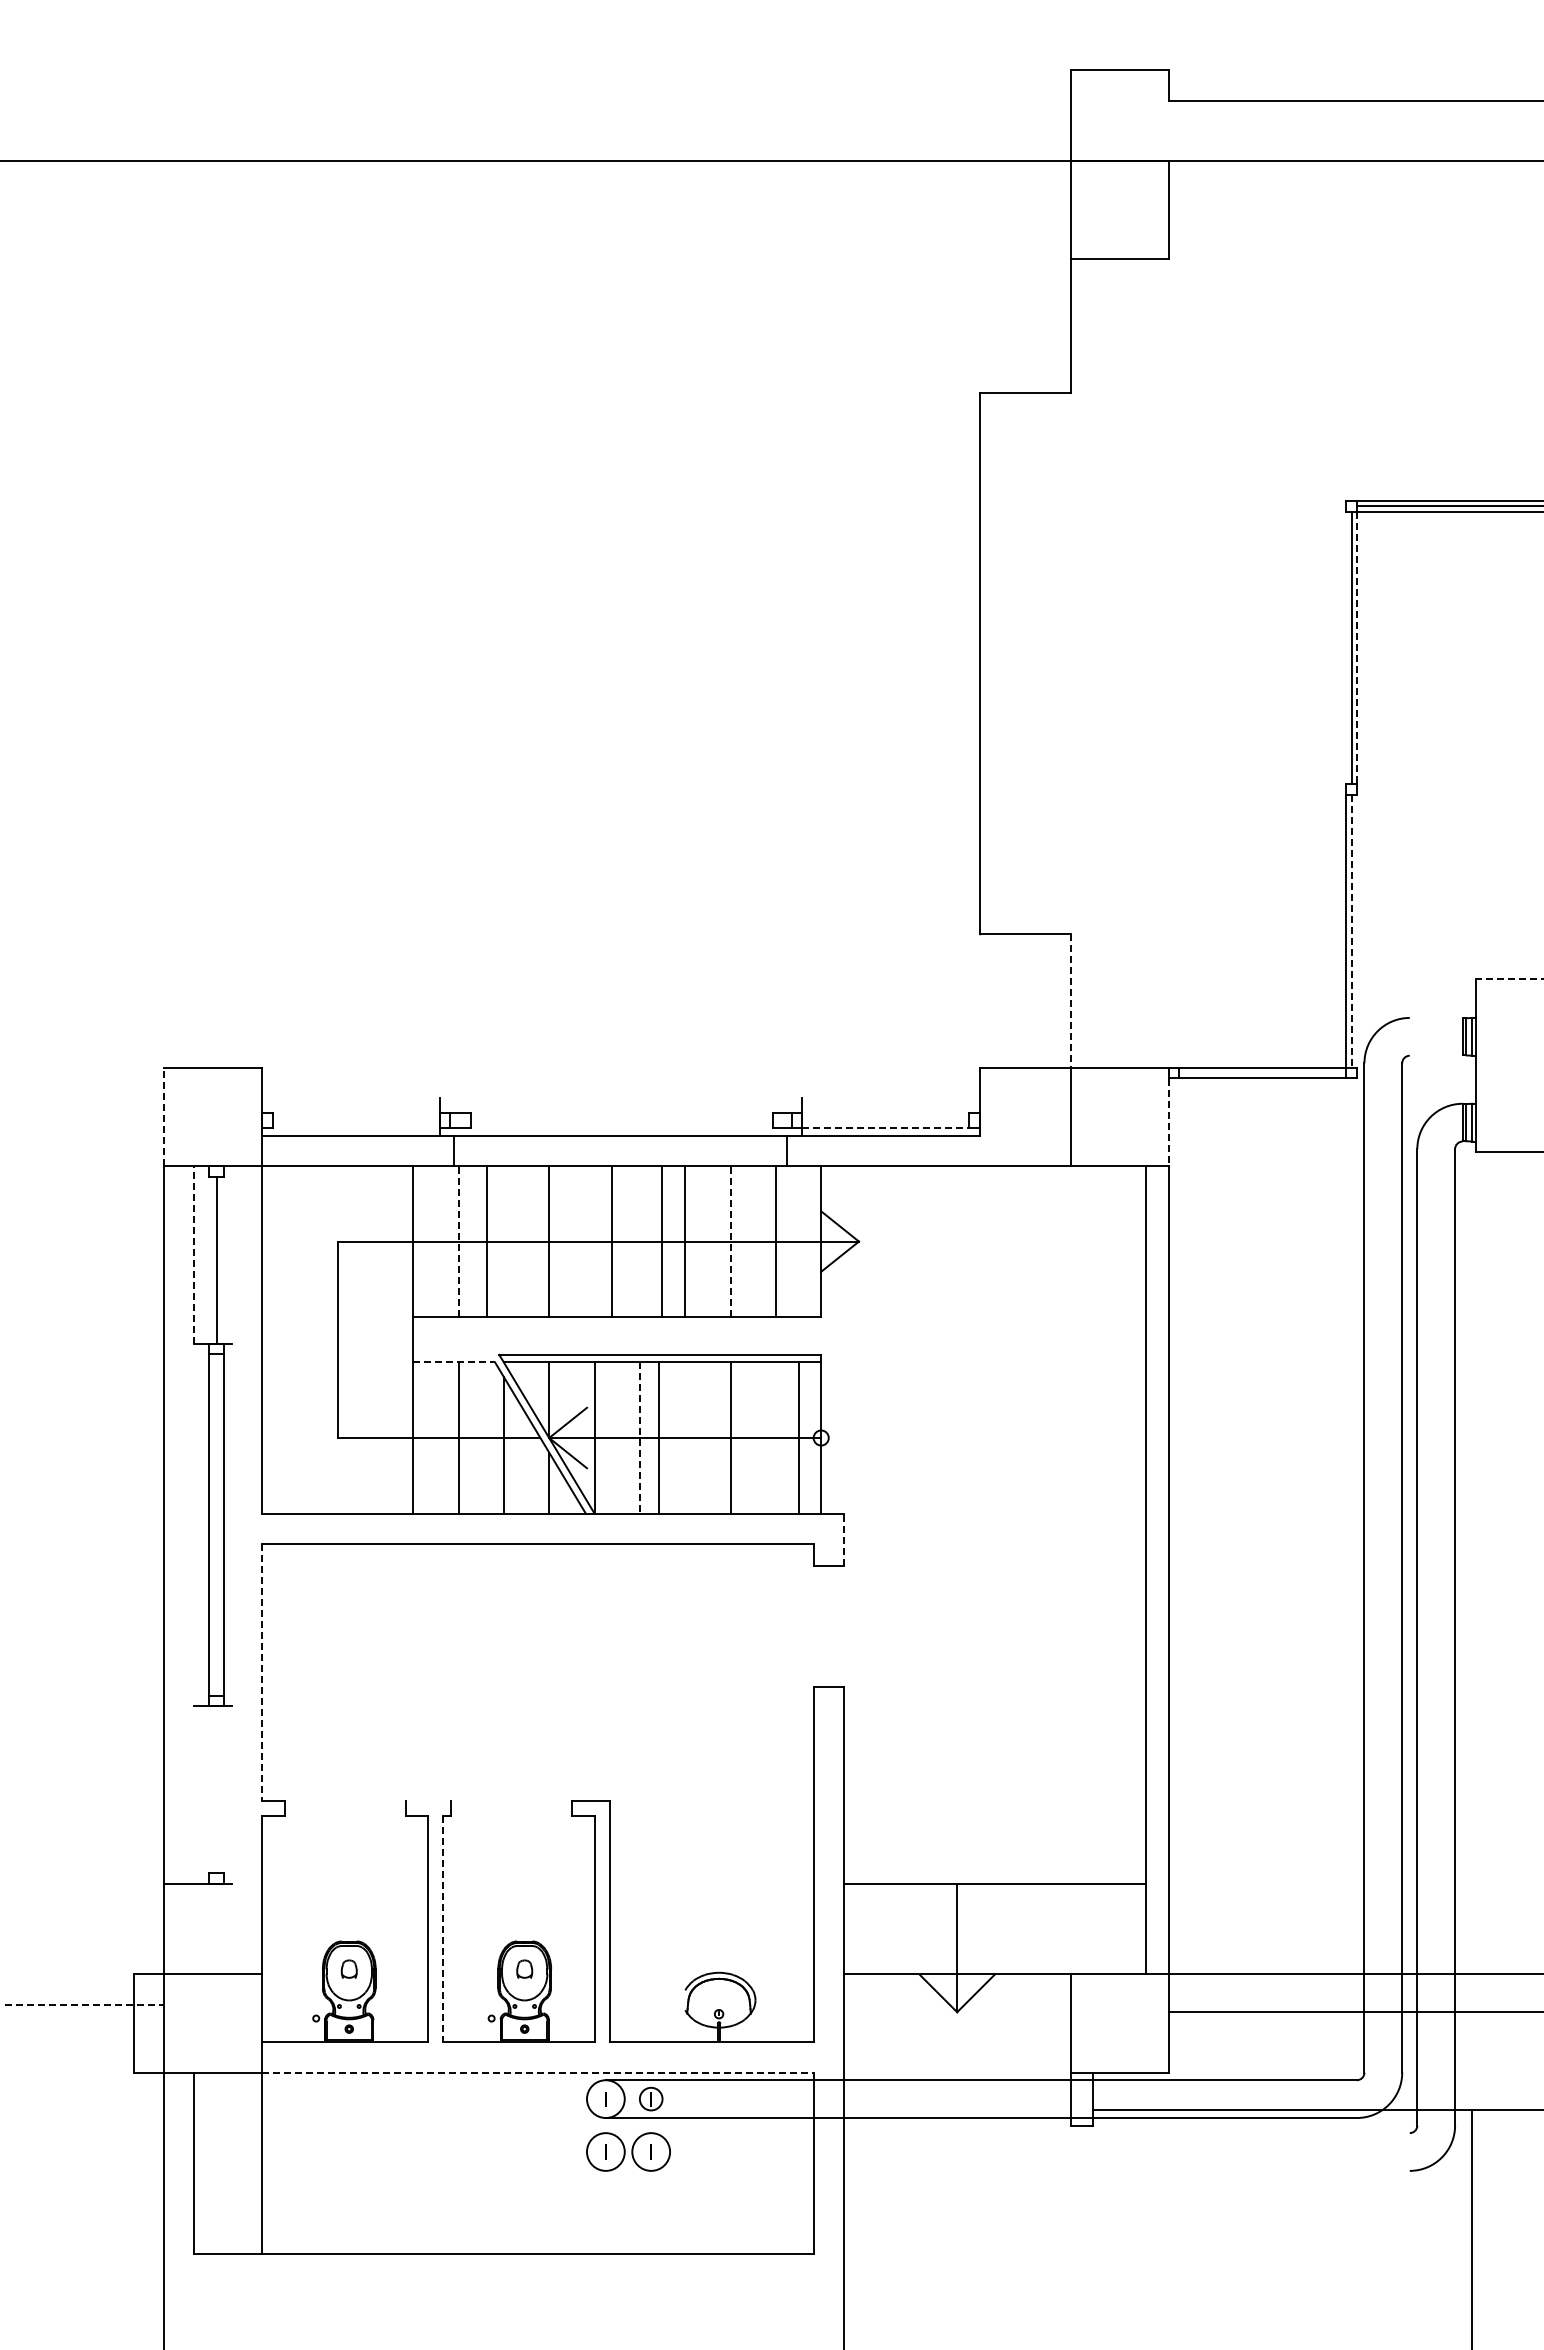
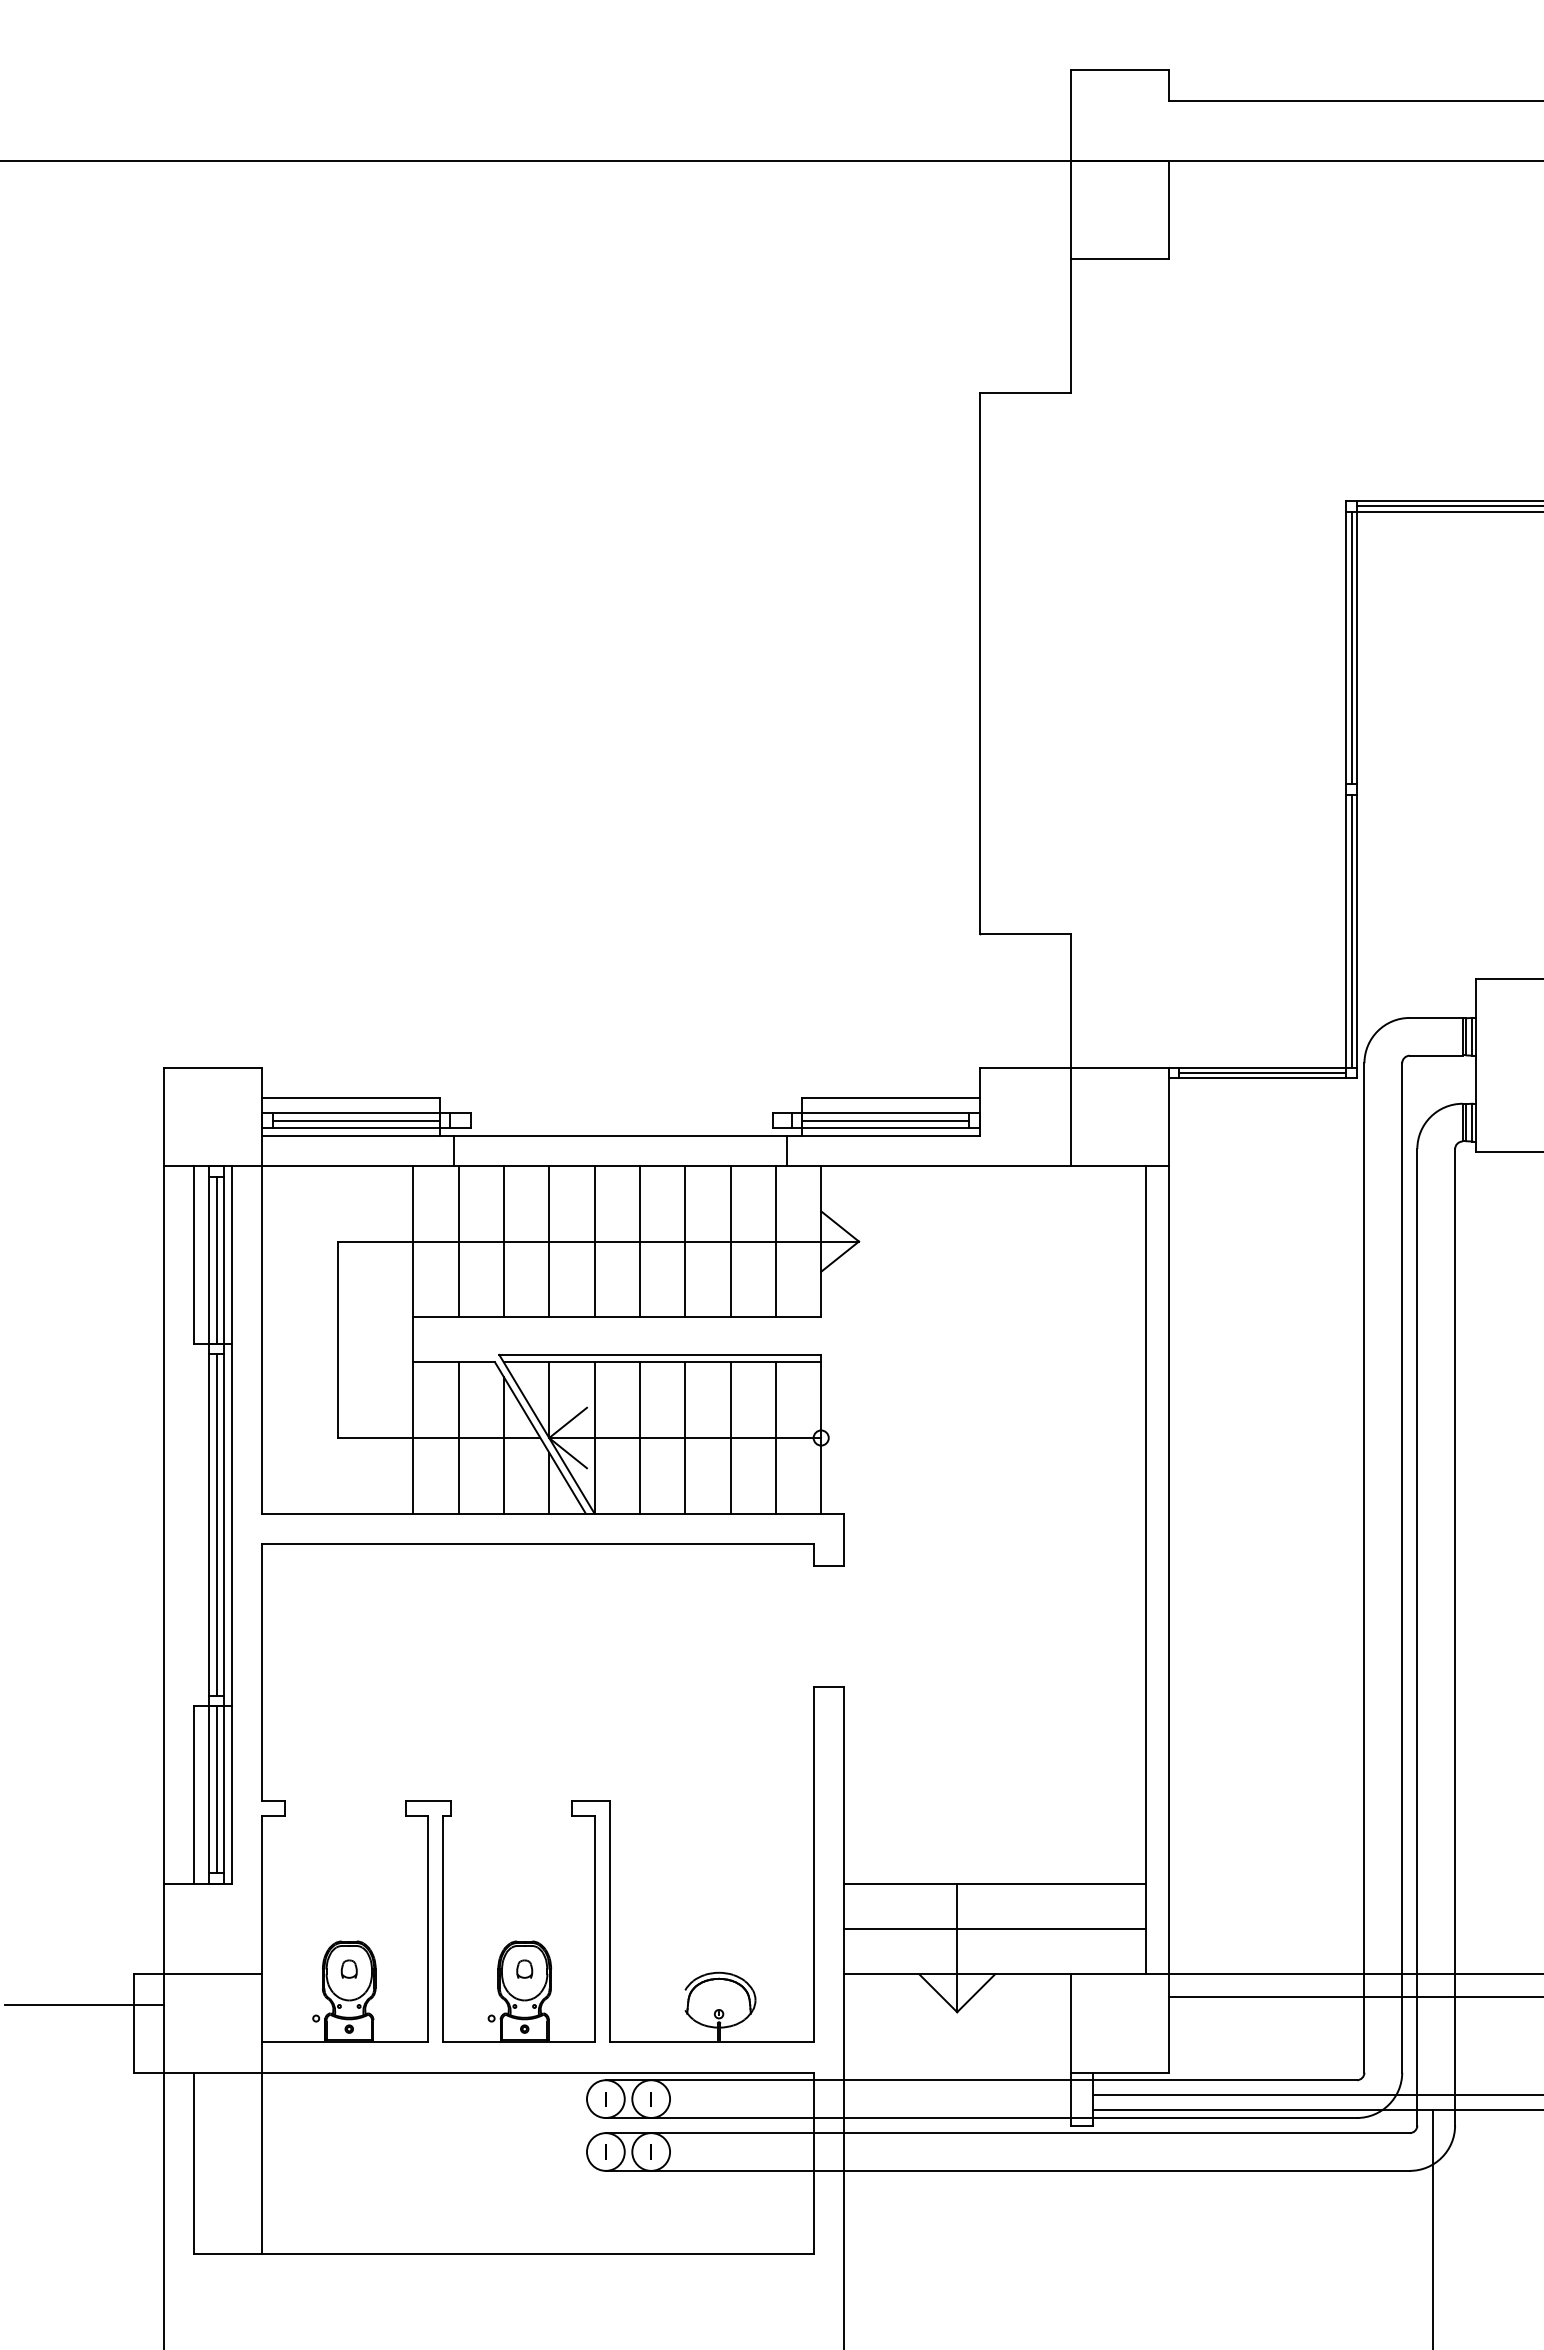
line: none -> present (1346, 647)
line: dashed -> solid (1356, 648)
line: dashed -> solid (1351, 931)
line: none -> present (1356, 931)
line: dashed -> solid (1509, 979)
line: dashed -> solid (1070, 1001)
line: none -> present (1435, 1017)
line: none -> present (1435, 1055)
line: none -> present (1262, 1073)
line: none -> present (350, 1098)
line: none -> present (890, 1098)
line: none -> present (355, 1113)
line: none -> present (885, 1113)
line: dashed -> solid (163, 1116)
line: dashed -> solid (1168, 1117)
line: none -> present (355, 1120)
line: none -> present (885, 1120)
line: none -> present (355, 1128)
line: dashed -> solid (886, 1128)
line: dashed -> solid (458, 1241)
line position: (486, 1241) -> (503, 1241) (503, 1241)
line position: (611, 1241) -> (594, 1241) (594, 1241)
line position: (661, 1241) -> (639, 1241) (639, 1241)
line: dashed -> solid (730, 1241)
line: dashed -> solid (194, 1254)
line: none -> present (209, 1259)
line: none -> present (224, 1259)
line: dashed -> solid (454, 1362)
line position: (659, 1437) -> (685, 1437) (685, 1437)
line position: (798, 1437) -> (775, 1437) (775, 1437)
line: dashed -> solid (639, 1438)
line: none -> present (216, 1524)
line: none -> present (231, 1524)
line: dashed -> solid (843, 1539)
line: dashed -> solid (262, 1672)
line: none -> present (209, 1789)
line: none -> present (216, 1789)
line: none -> present (224, 1789)
line: none -> present (194, 1794)
line: none -> present (427, 1800)
line: dashed -> solid (443, 1929)
line: none -> present (994, 1929)
line: dashed -> solid (85, 2004)
line position: (1354, 2012) -> (1354, 1997) (1354, 1997)
line: dashed -> solid (537, 2072)
line: none -> present (1316, 2095)
circle diameter: 23 px -> 38 px (651, 2099)
line: none -> present (1007, 2133)
line: none -> present (1007, 2170)
line position: (1472, 2228) -> (1433, 2228) (1433, 2228)
